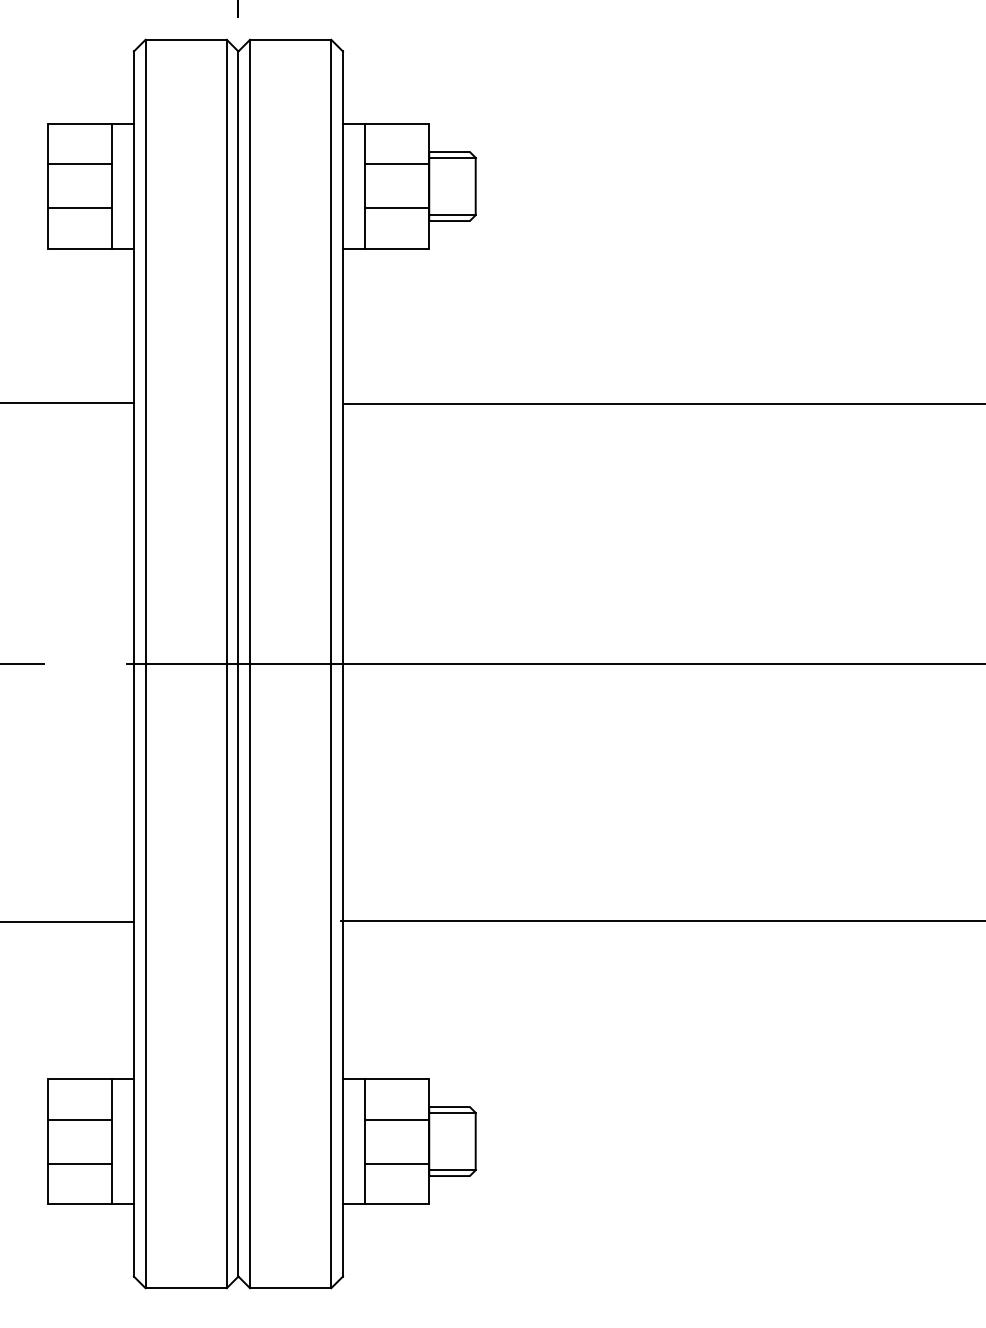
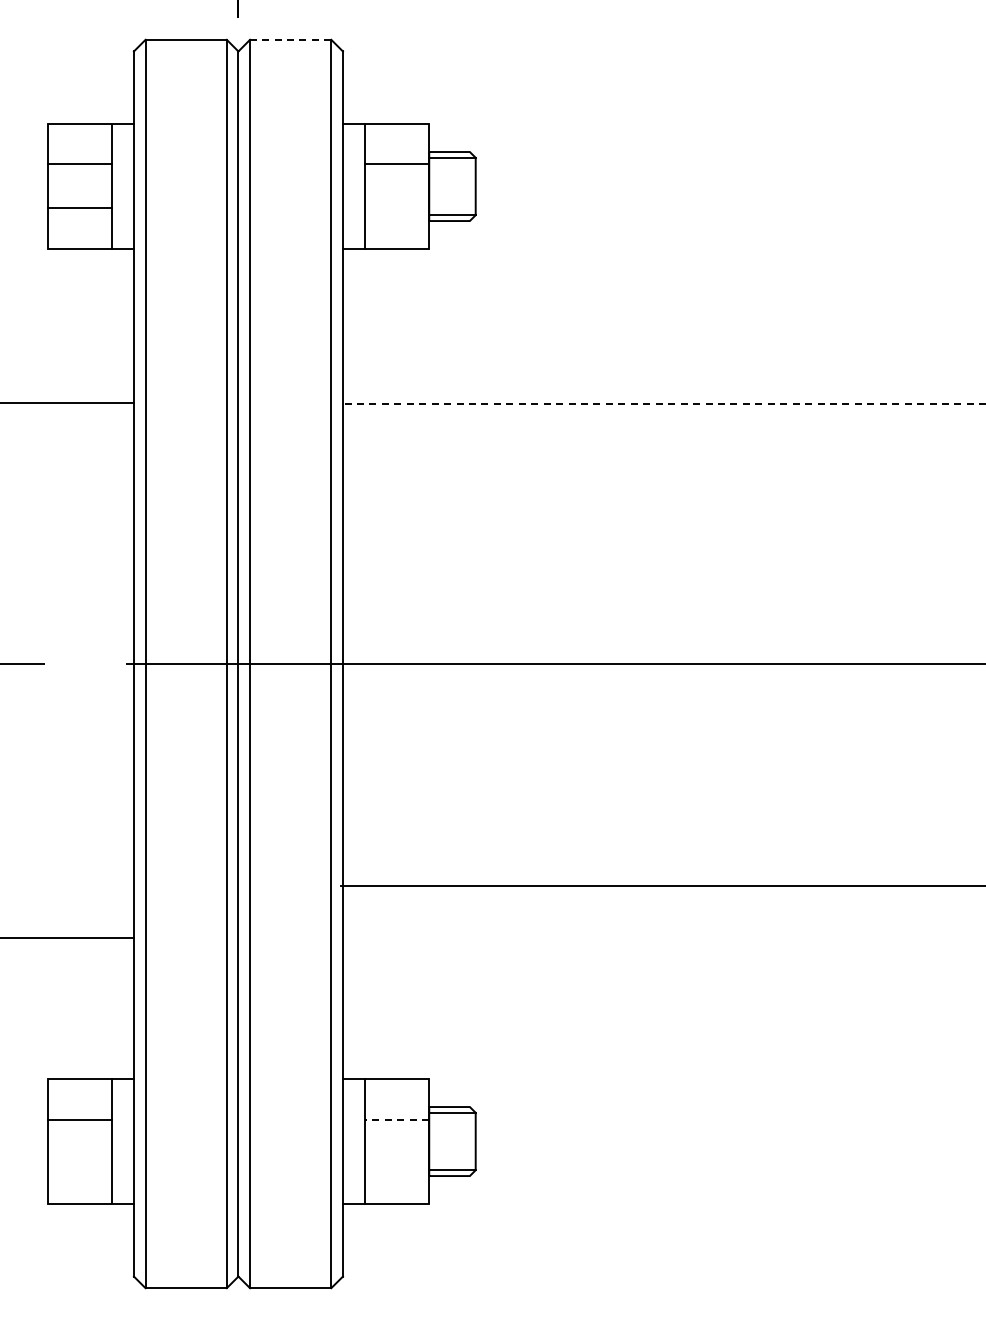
line: solid -> dashed (290, 39)
line: present -> none (396, 208)
line: solid -> dashed (665, 403)
line position: (68, 921) -> (68, 937) (68, 937)
line position: (661, 921) -> (661, 886) (661, 886)
line: solid -> dashed (396, 1119)
line: present -> none (79, 1164)
line: present -> none (396, 1164)
